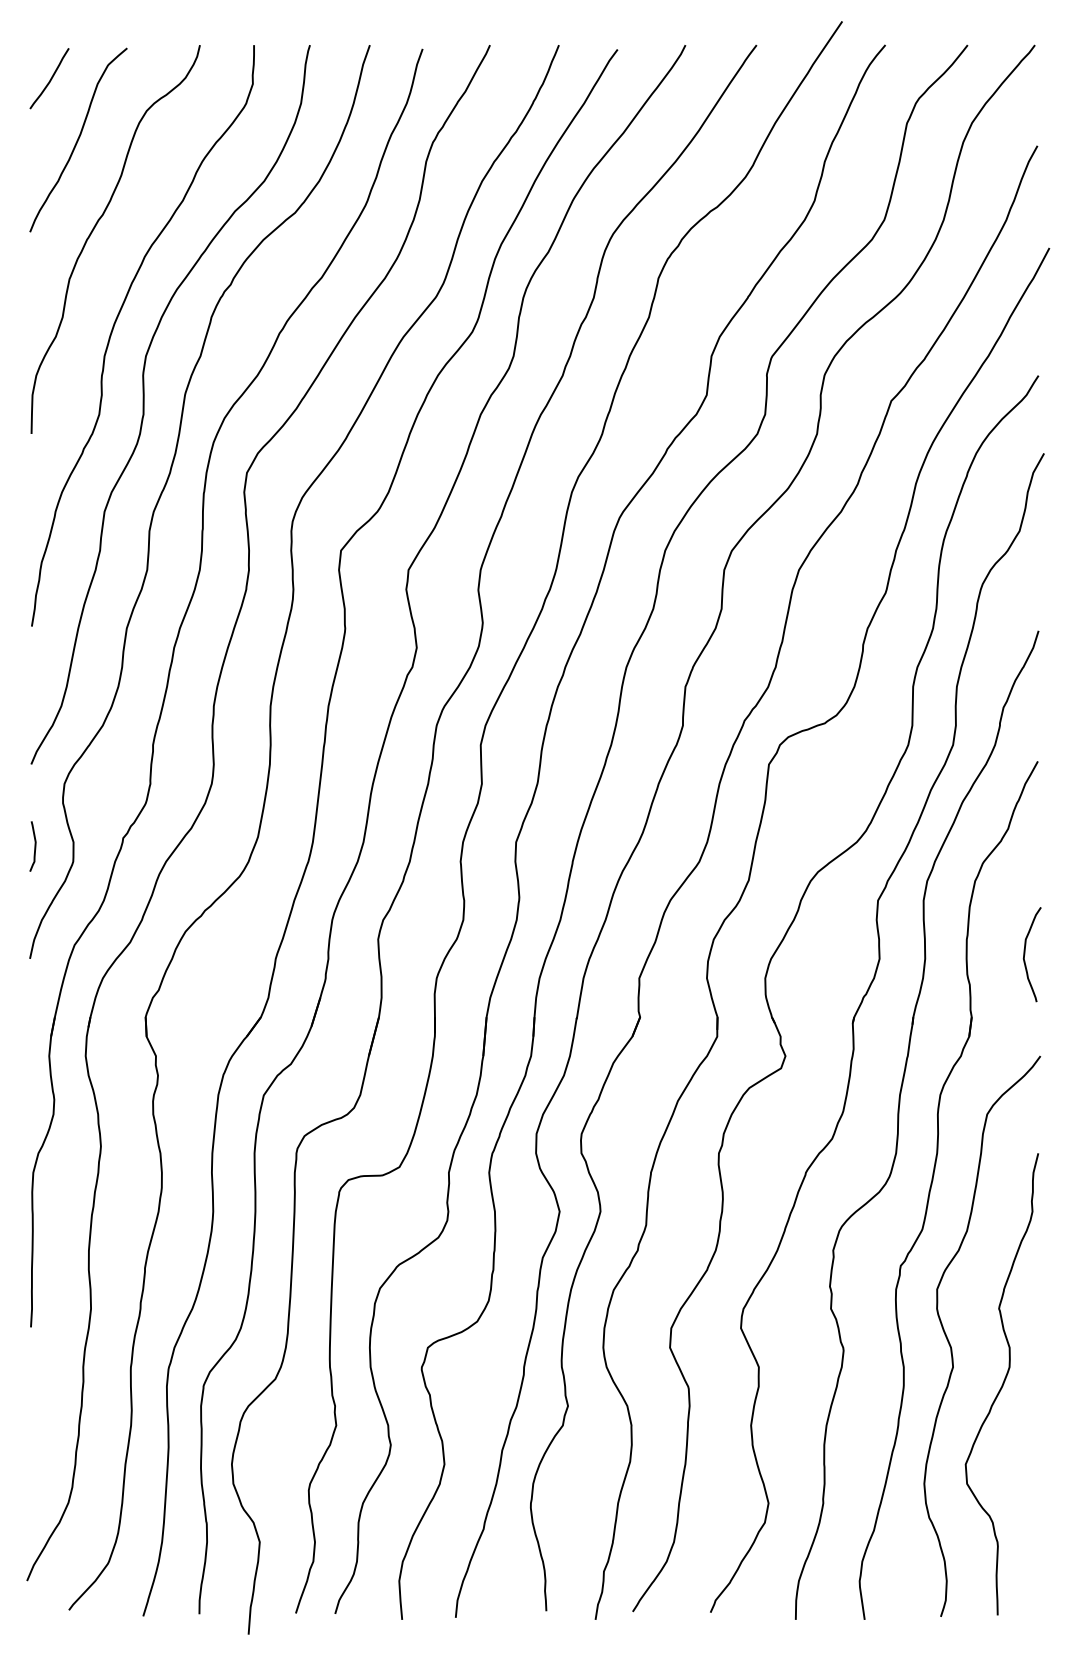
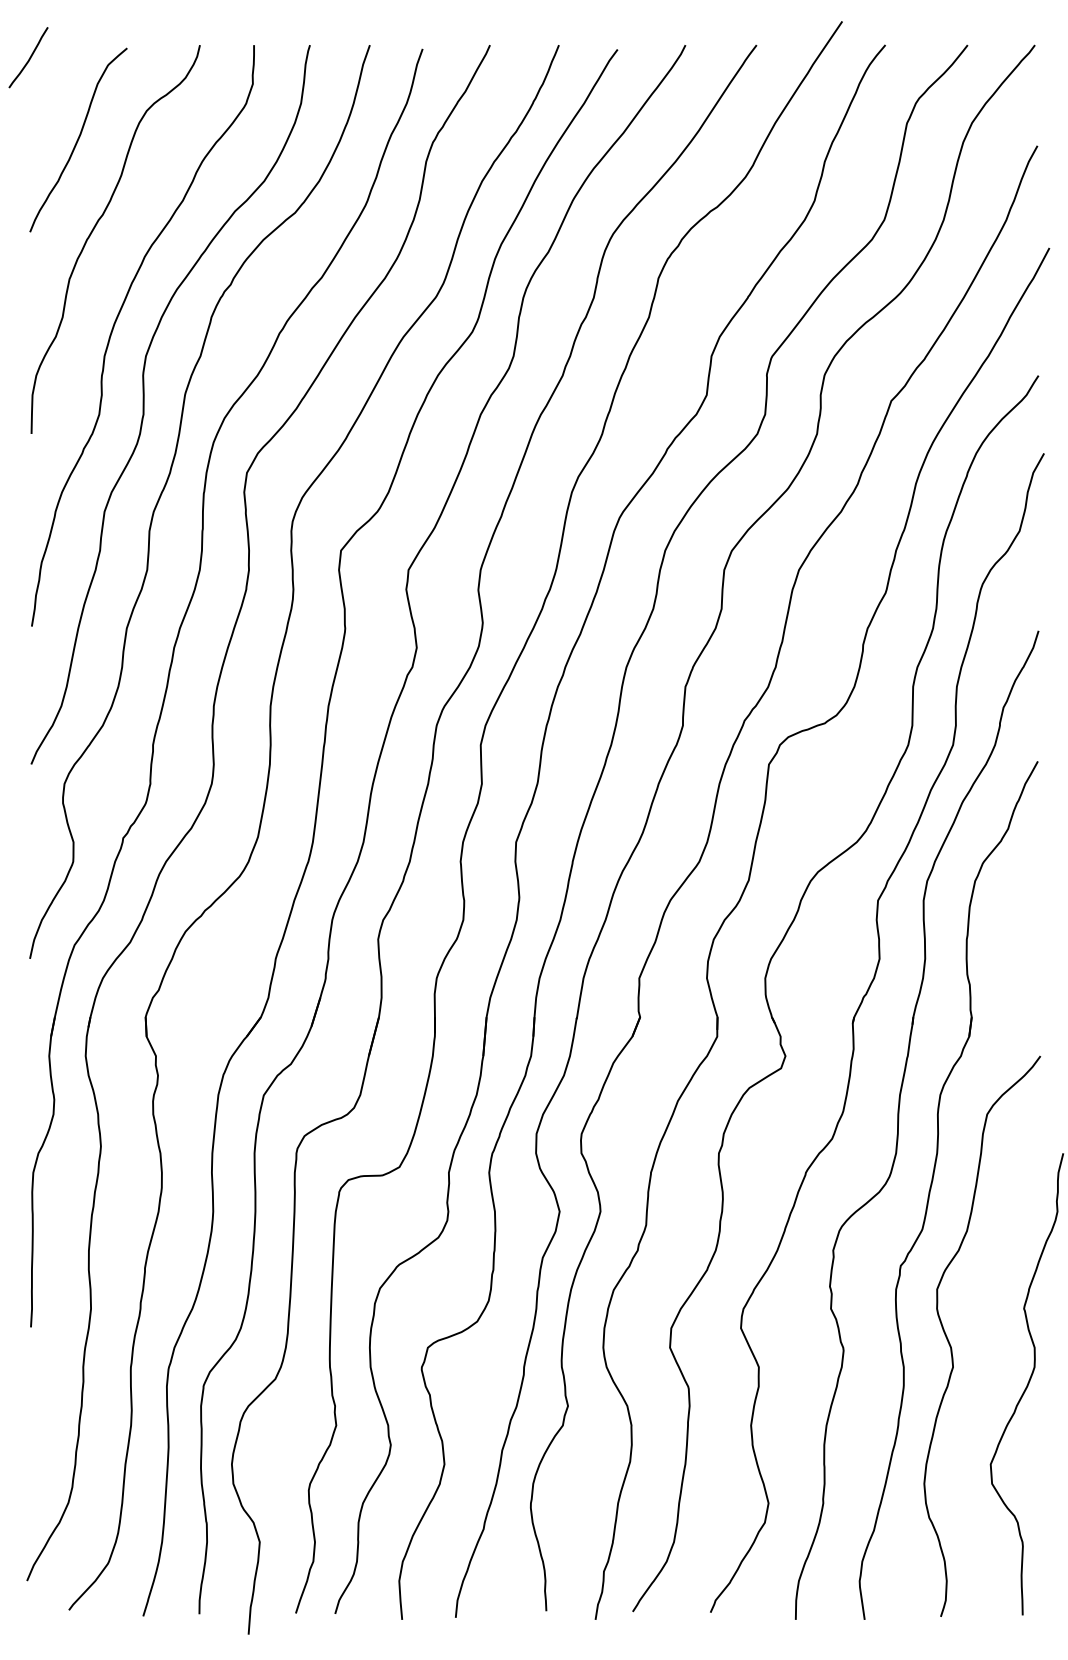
curve position: (50, 78) -> (29, 57) (29, 57)
curve: present -> none (34, 846)
curve: present -> none (1025, 954)
curve position: (1002, 1384) -> (1027, 1384) (1027, 1384)
